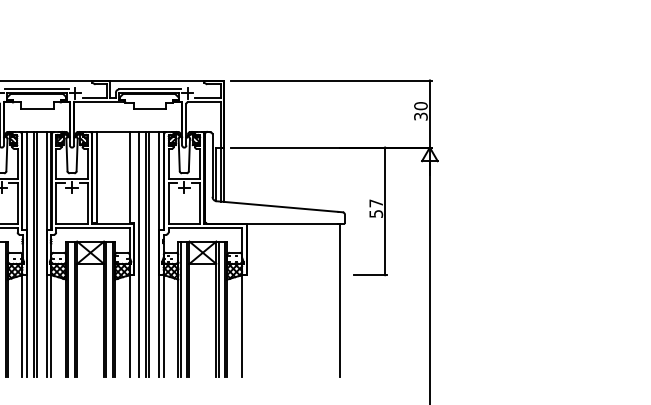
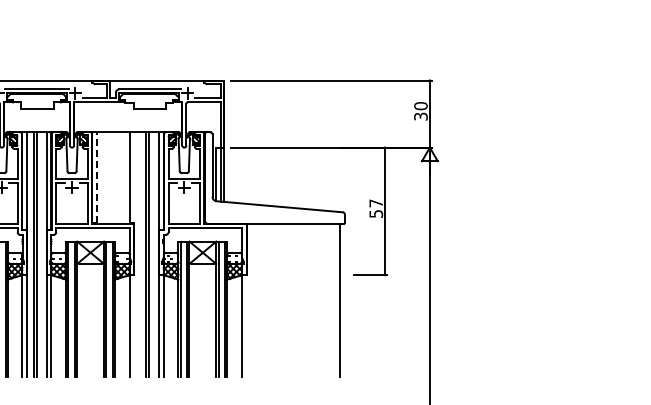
line: solid -> dashed (97, 177)
line: present -> none (139, 254)
